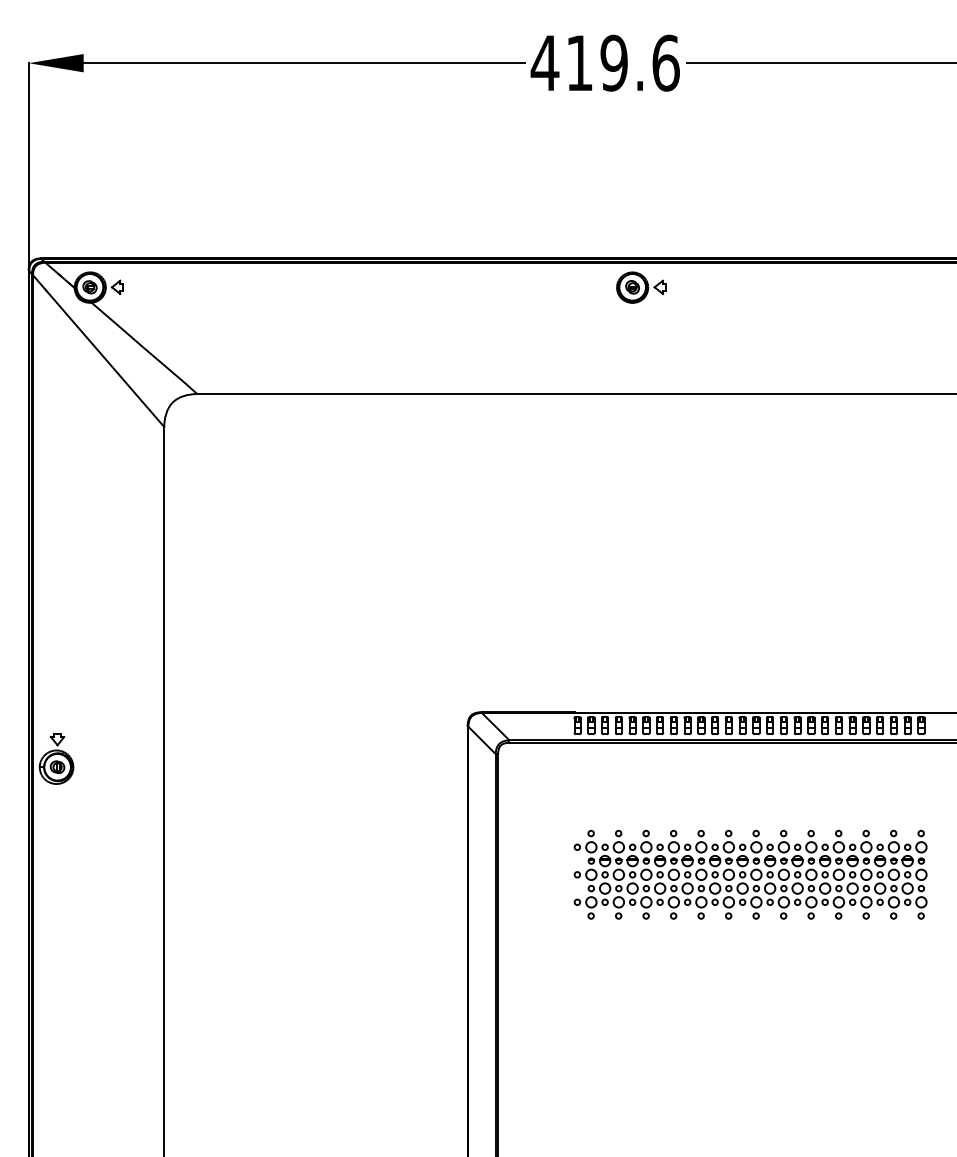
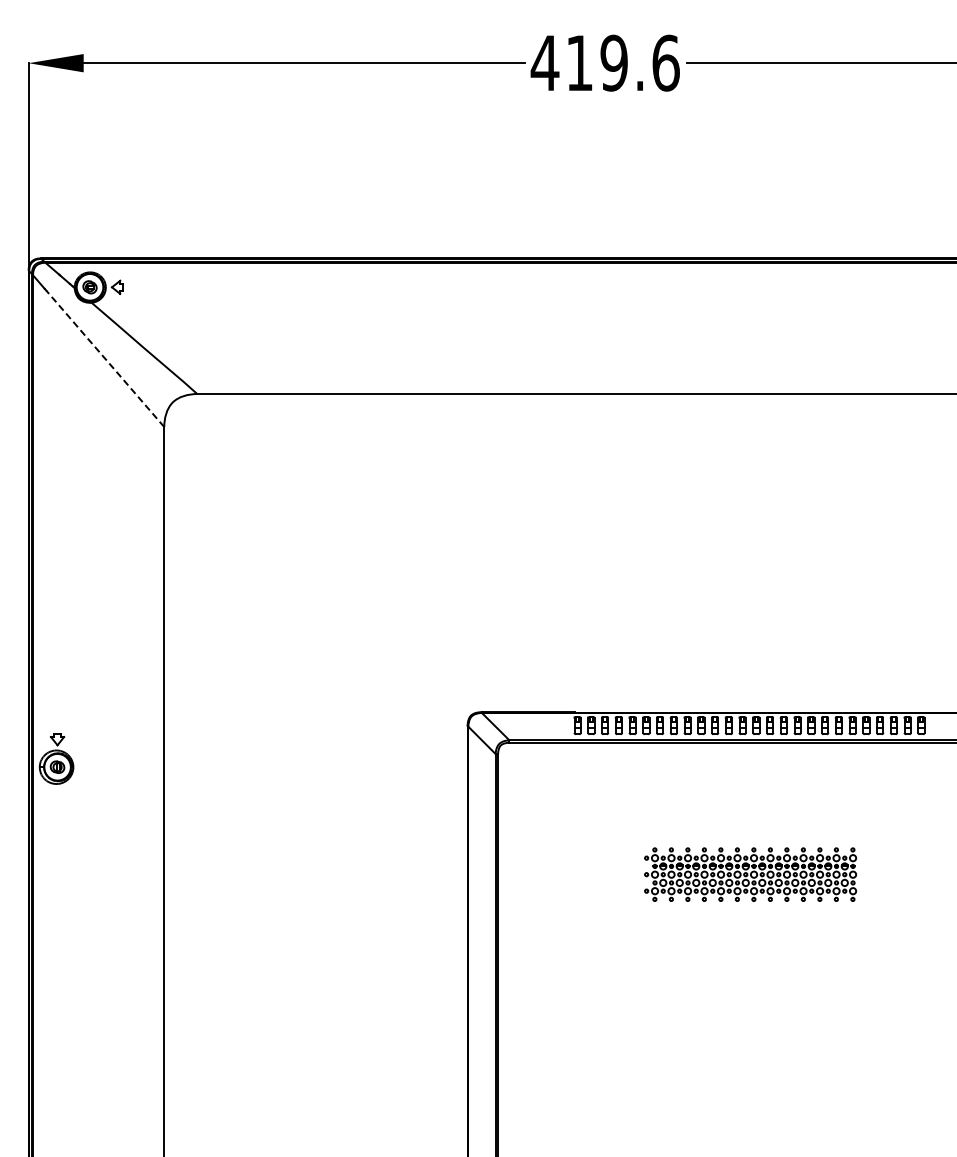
part: present -> none (641, 287)
line: solid -> dashed (105, 358)
part size: 355x91 px -> 214x55 px (750, 874)
